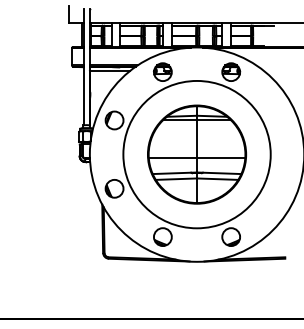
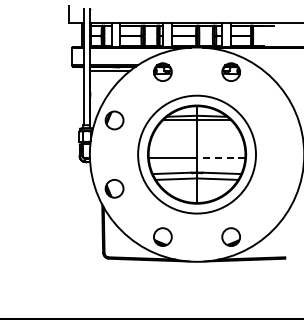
circle diameter: 147 px -> 118 px (196, 154)
line: solid -> dashed (220, 157)
